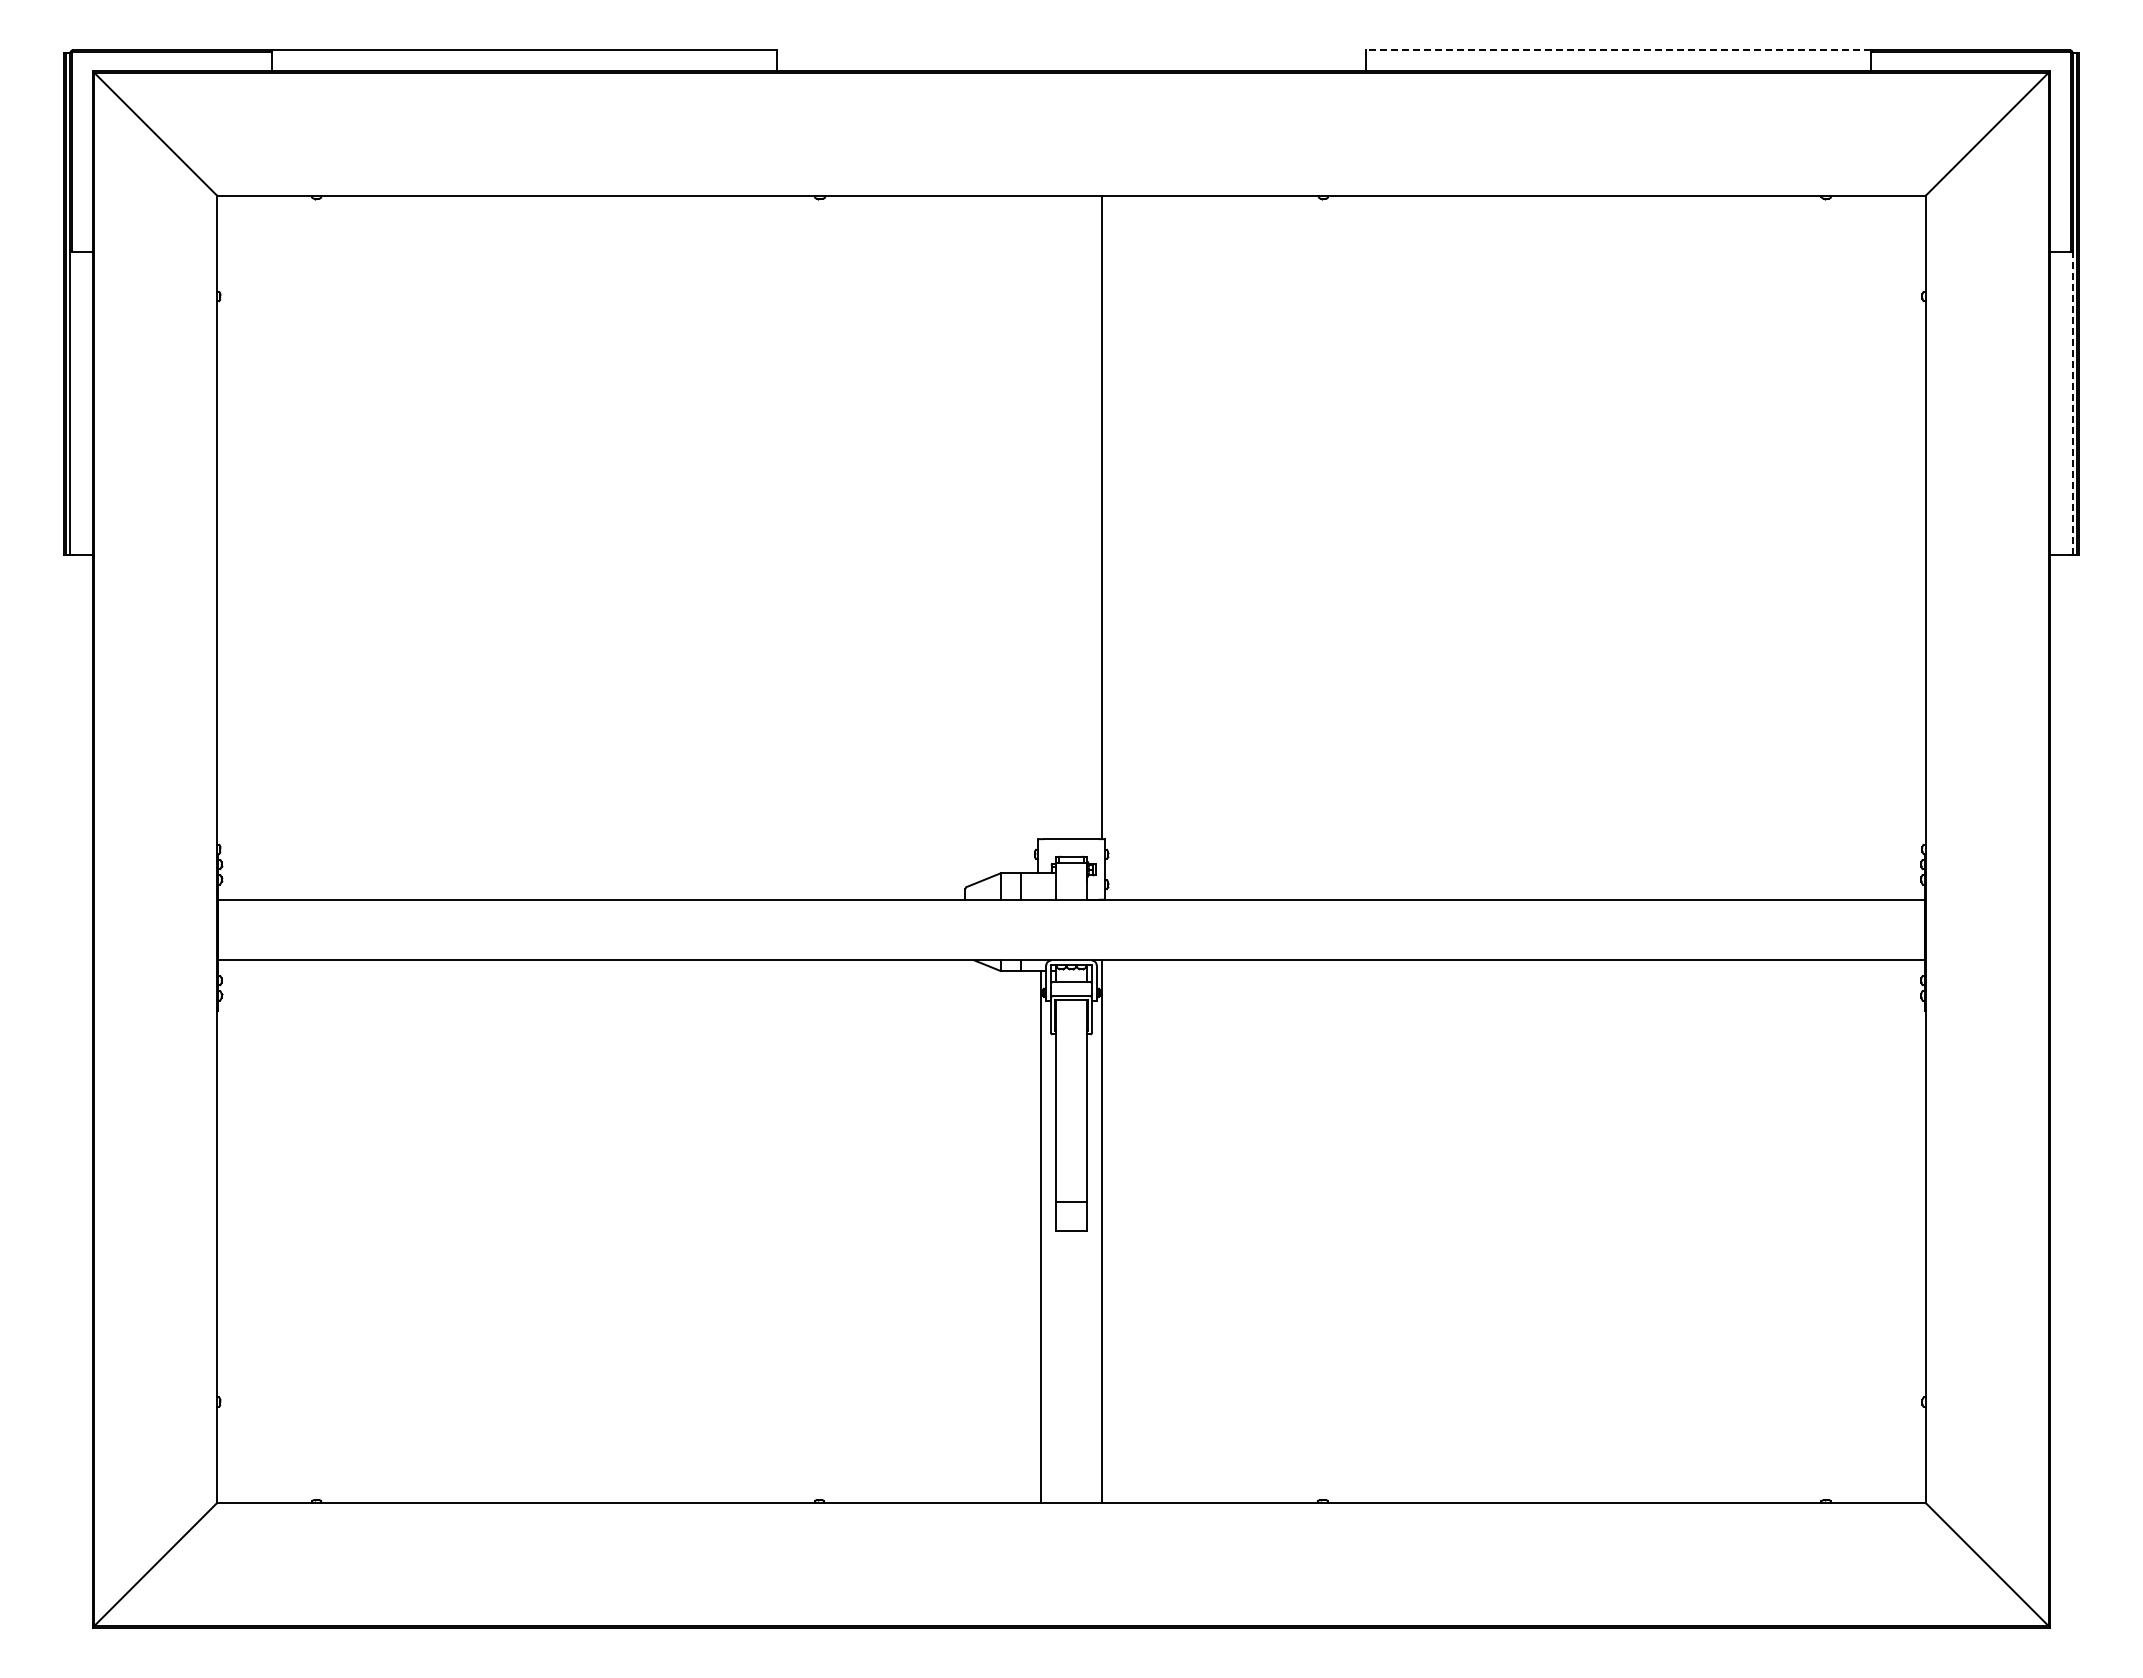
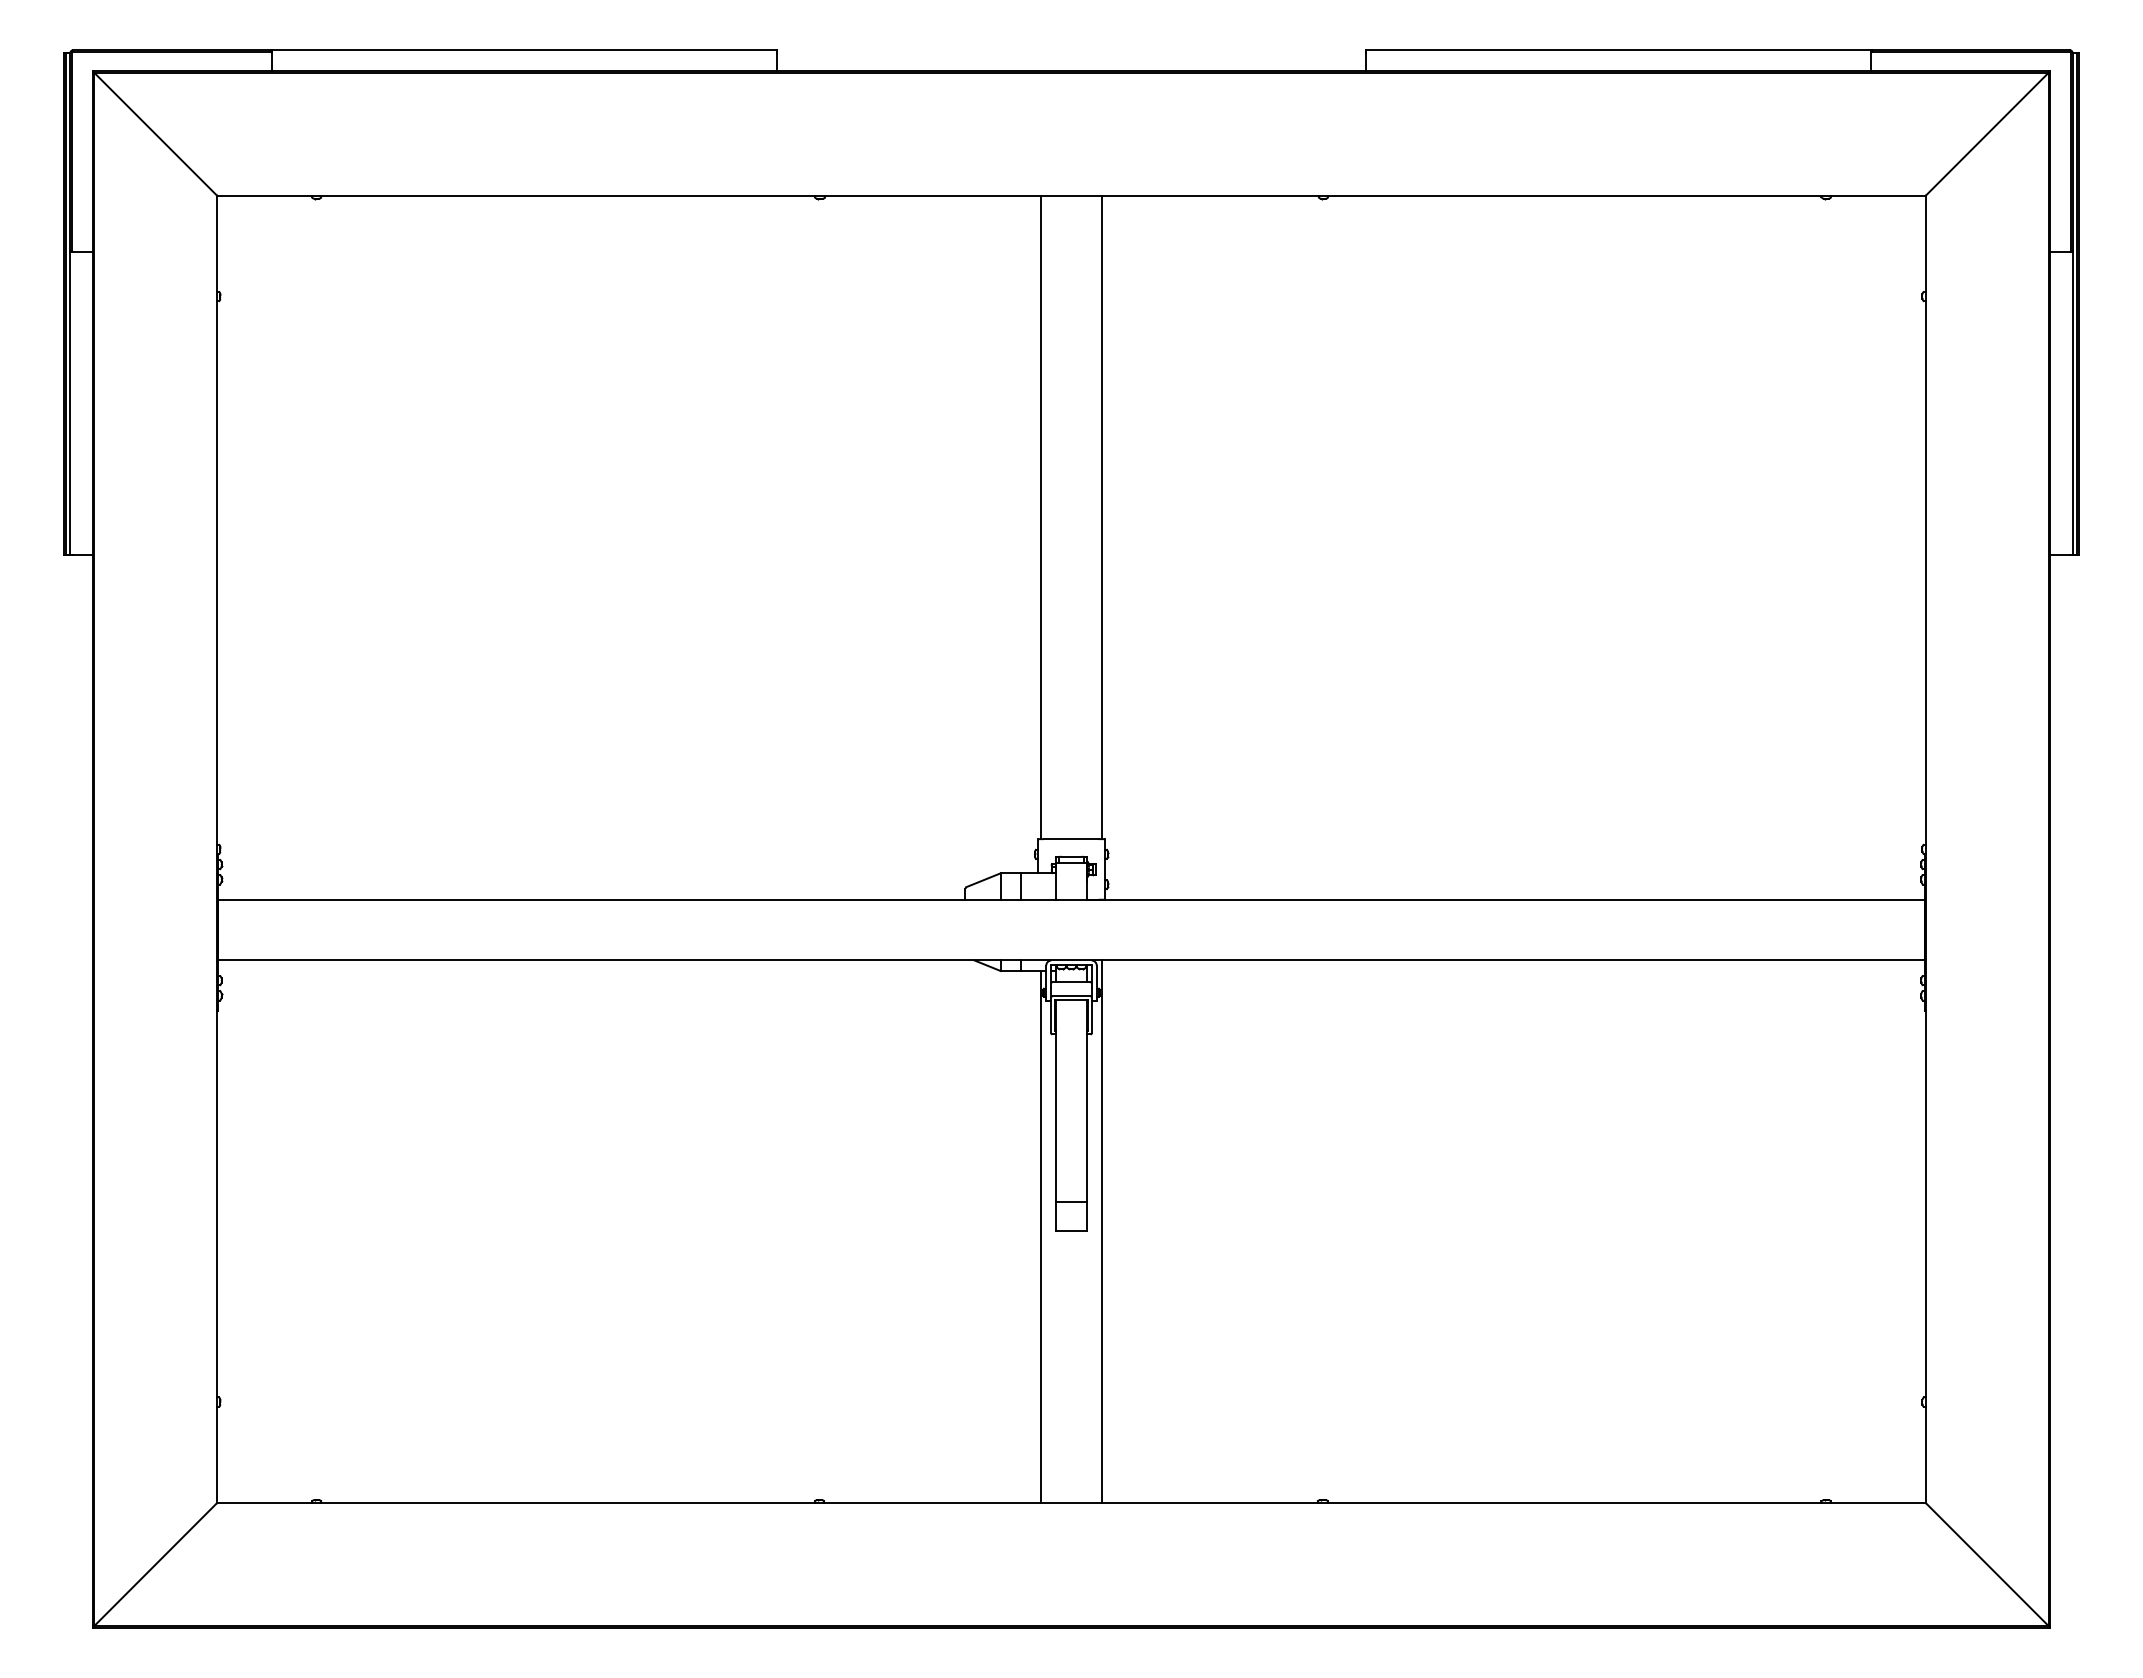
line: dashed -> solid (1617, 50)
line: dashed -> solid (2072, 403)
line: none -> present (1041, 517)
